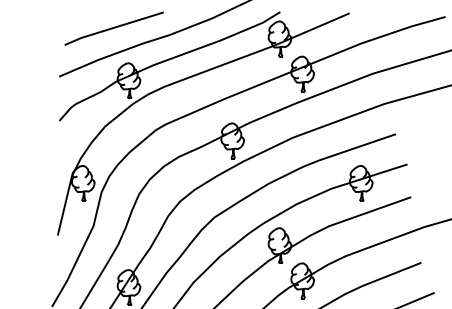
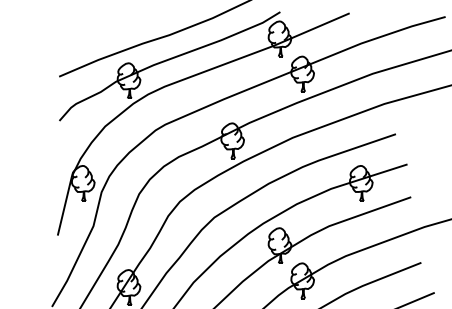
line: present -> none (113, 28)
